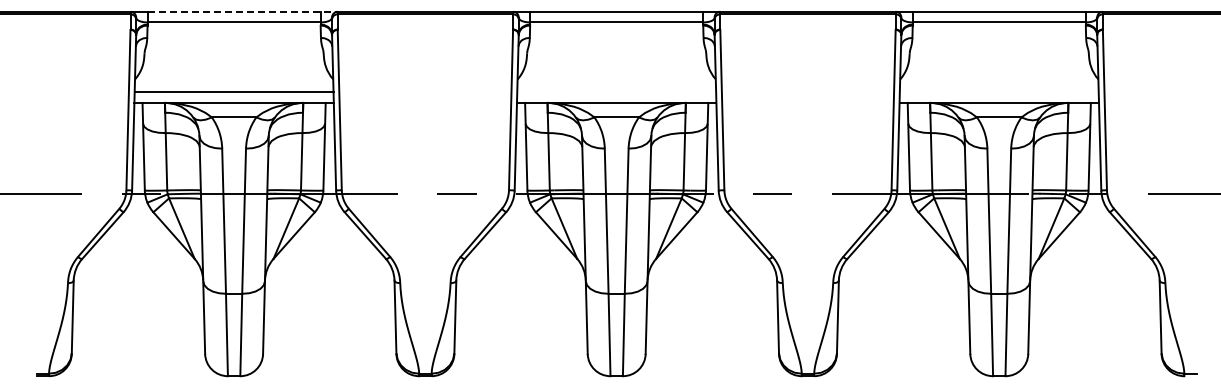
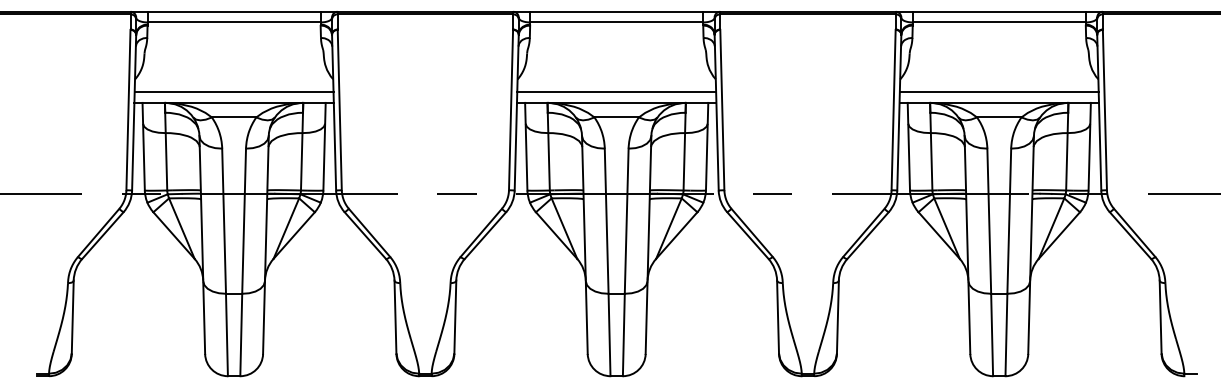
line: dashed -> solid (243, 11)
line: none -> present (616, 91)
line: none -> present (998, 91)
